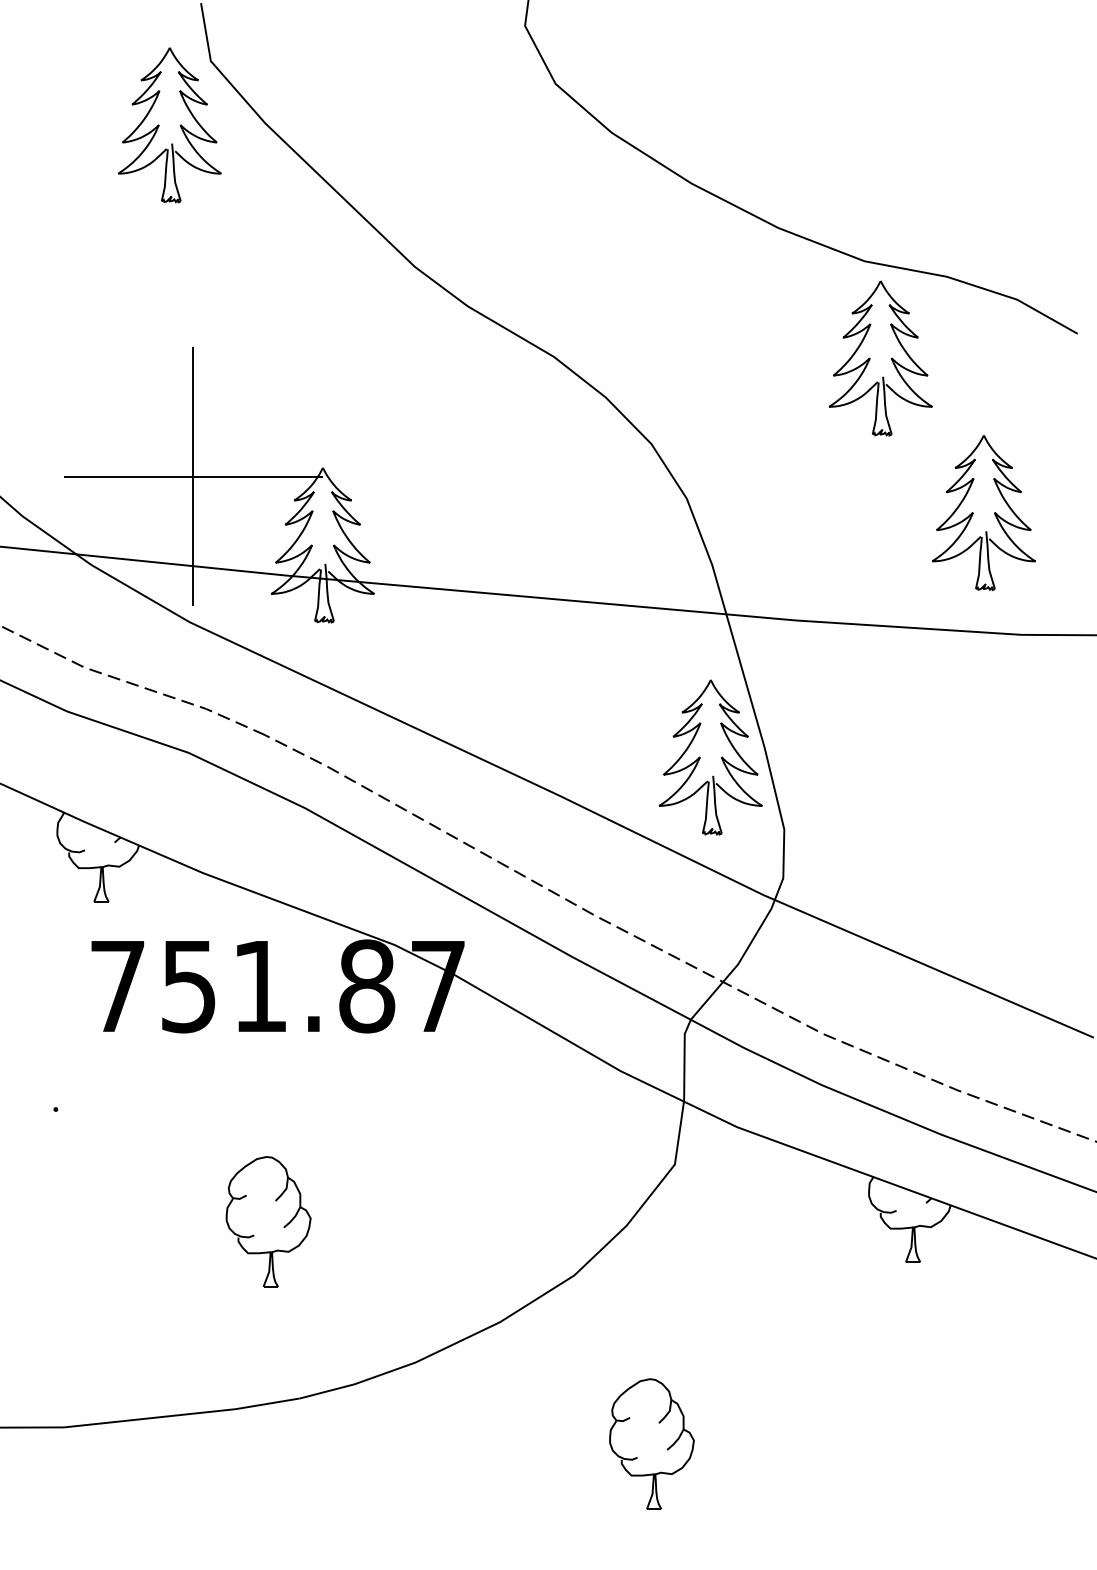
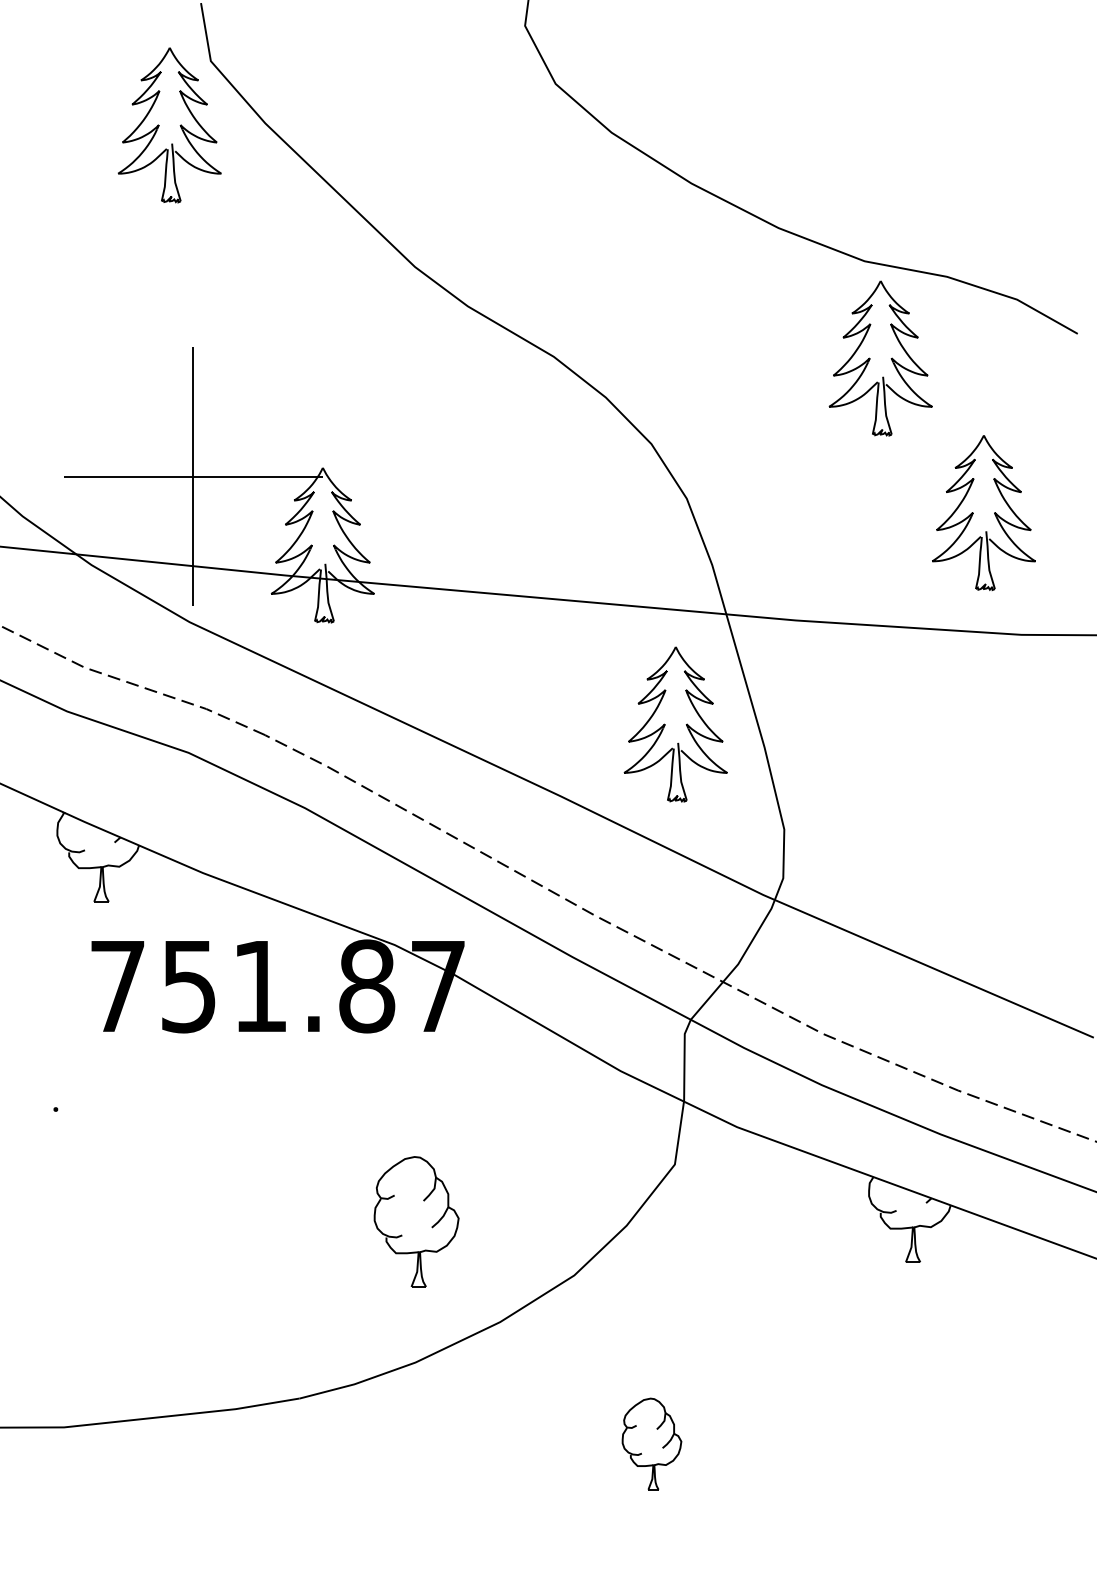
part position: (710, 757) -> (675, 724) (675, 724)
part position: (268, 1221) -> (416, 1221) (416, 1221)
part size: 86x132 px -> 62x94 px (651, 1443)
